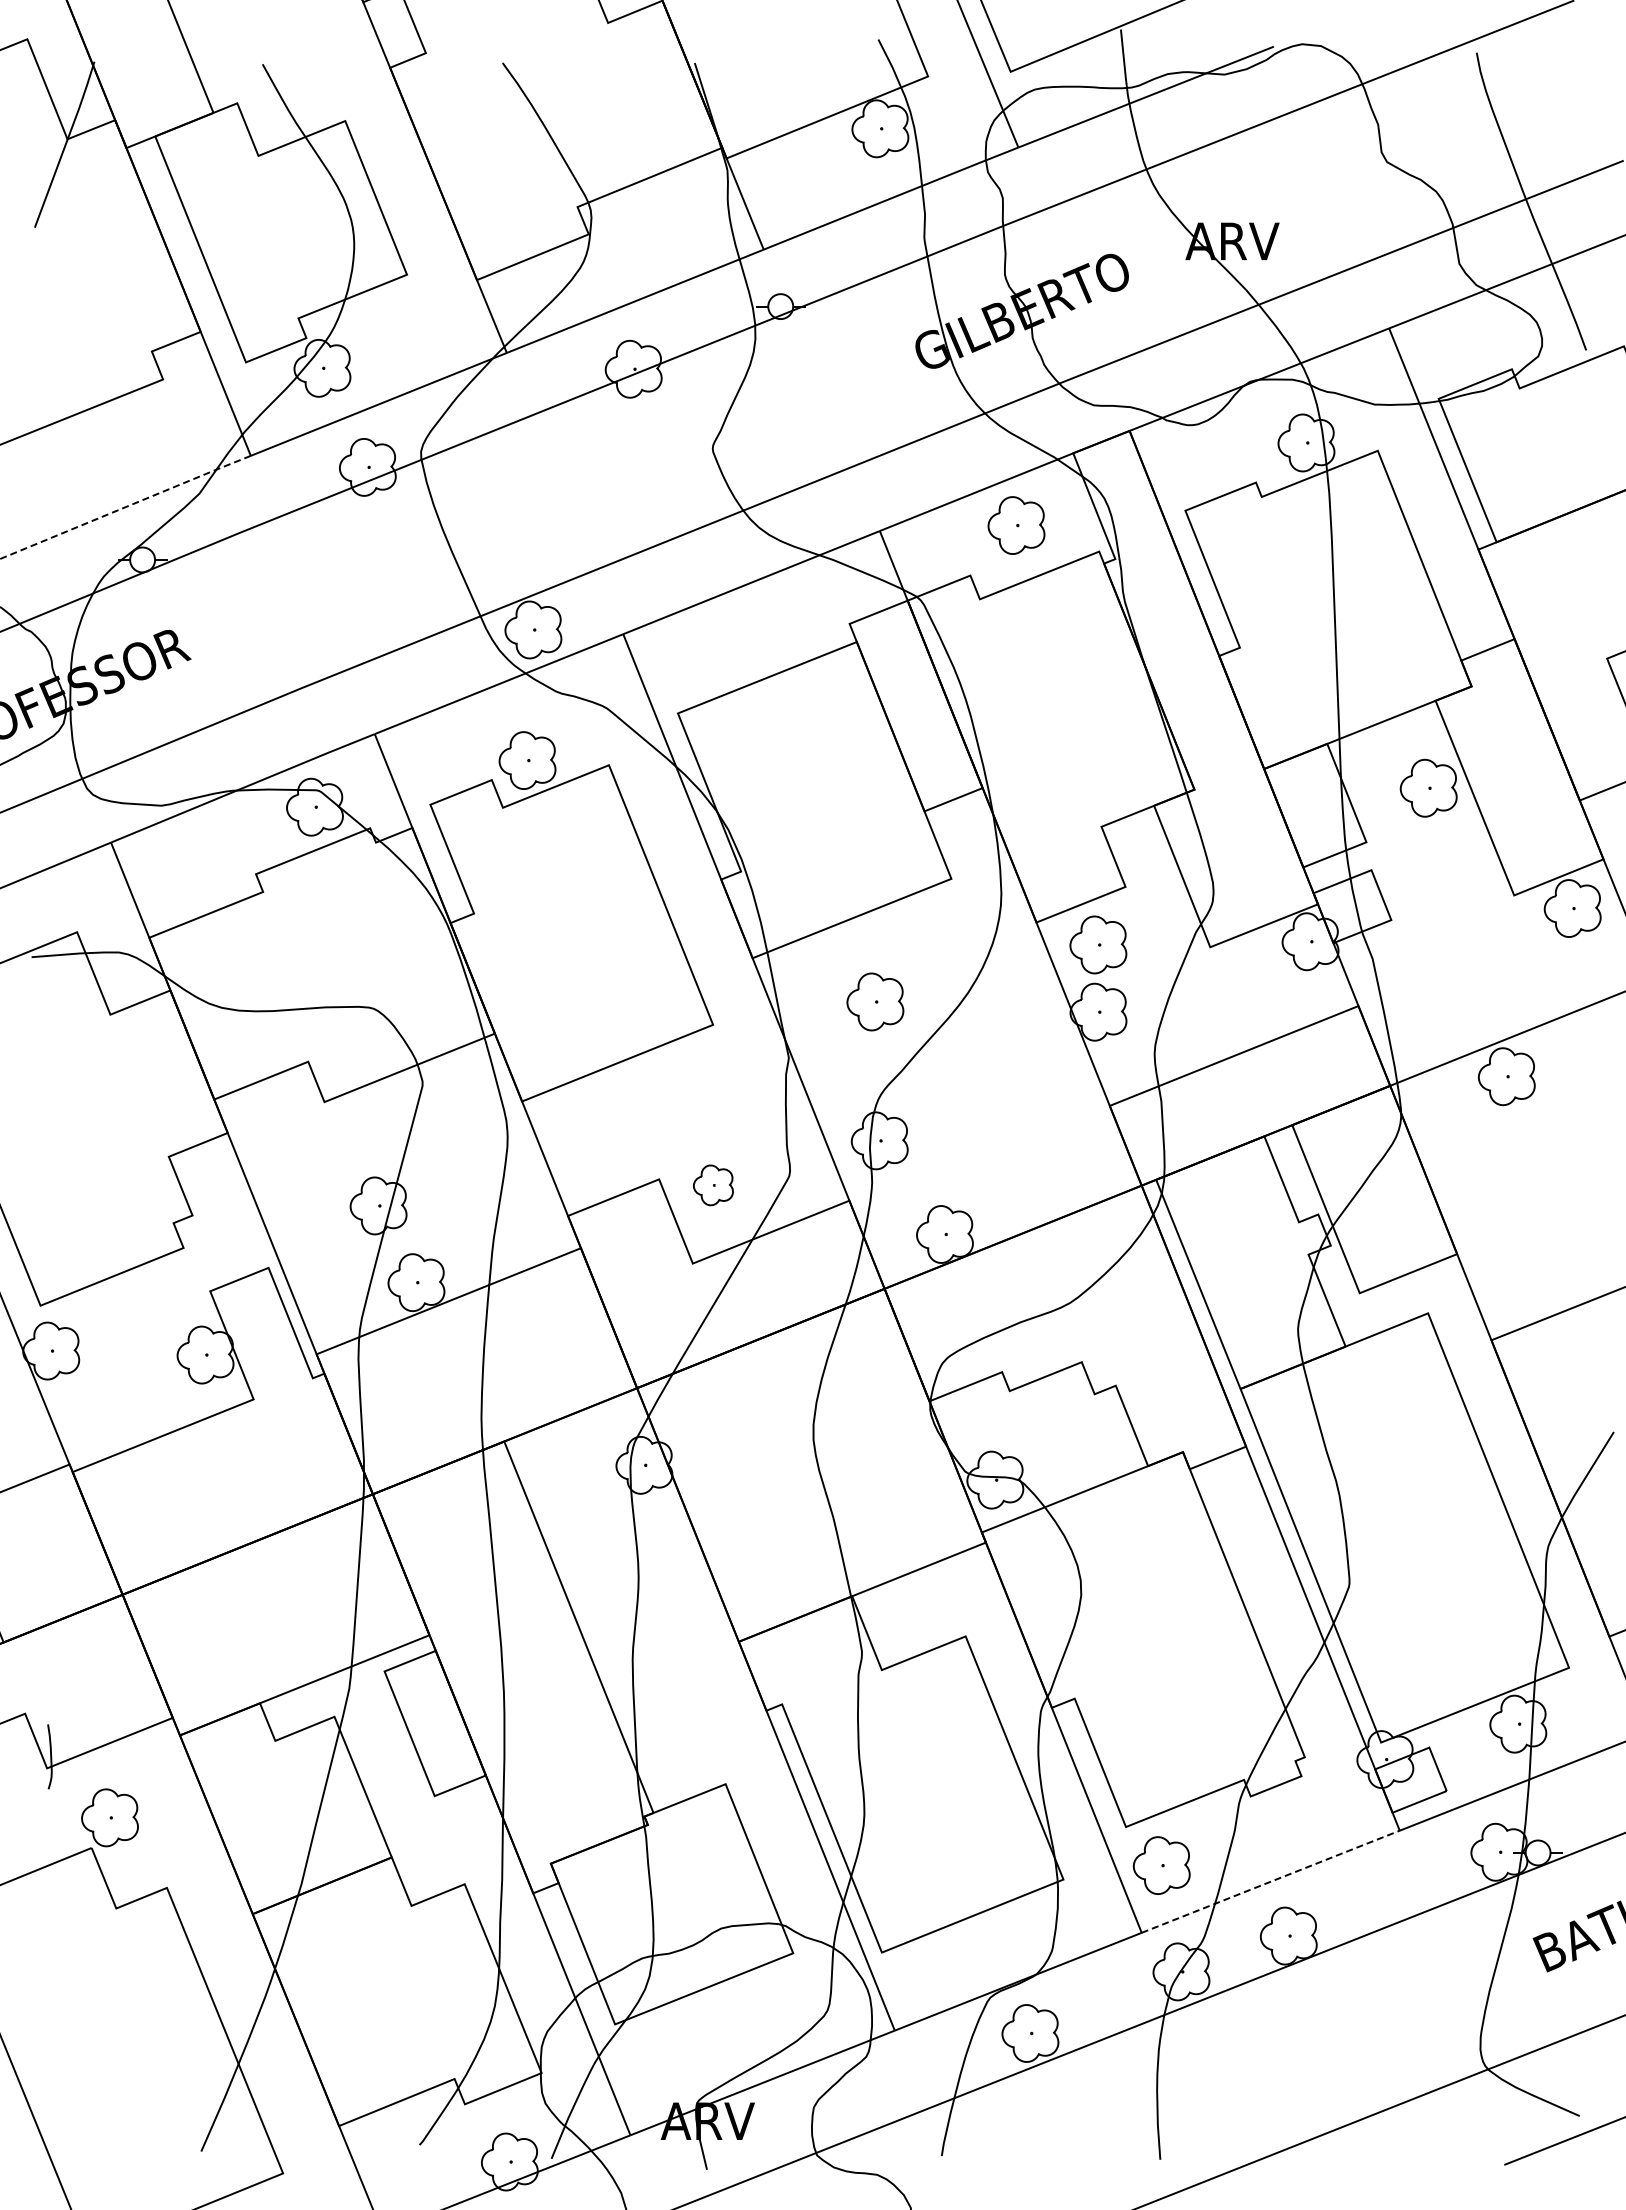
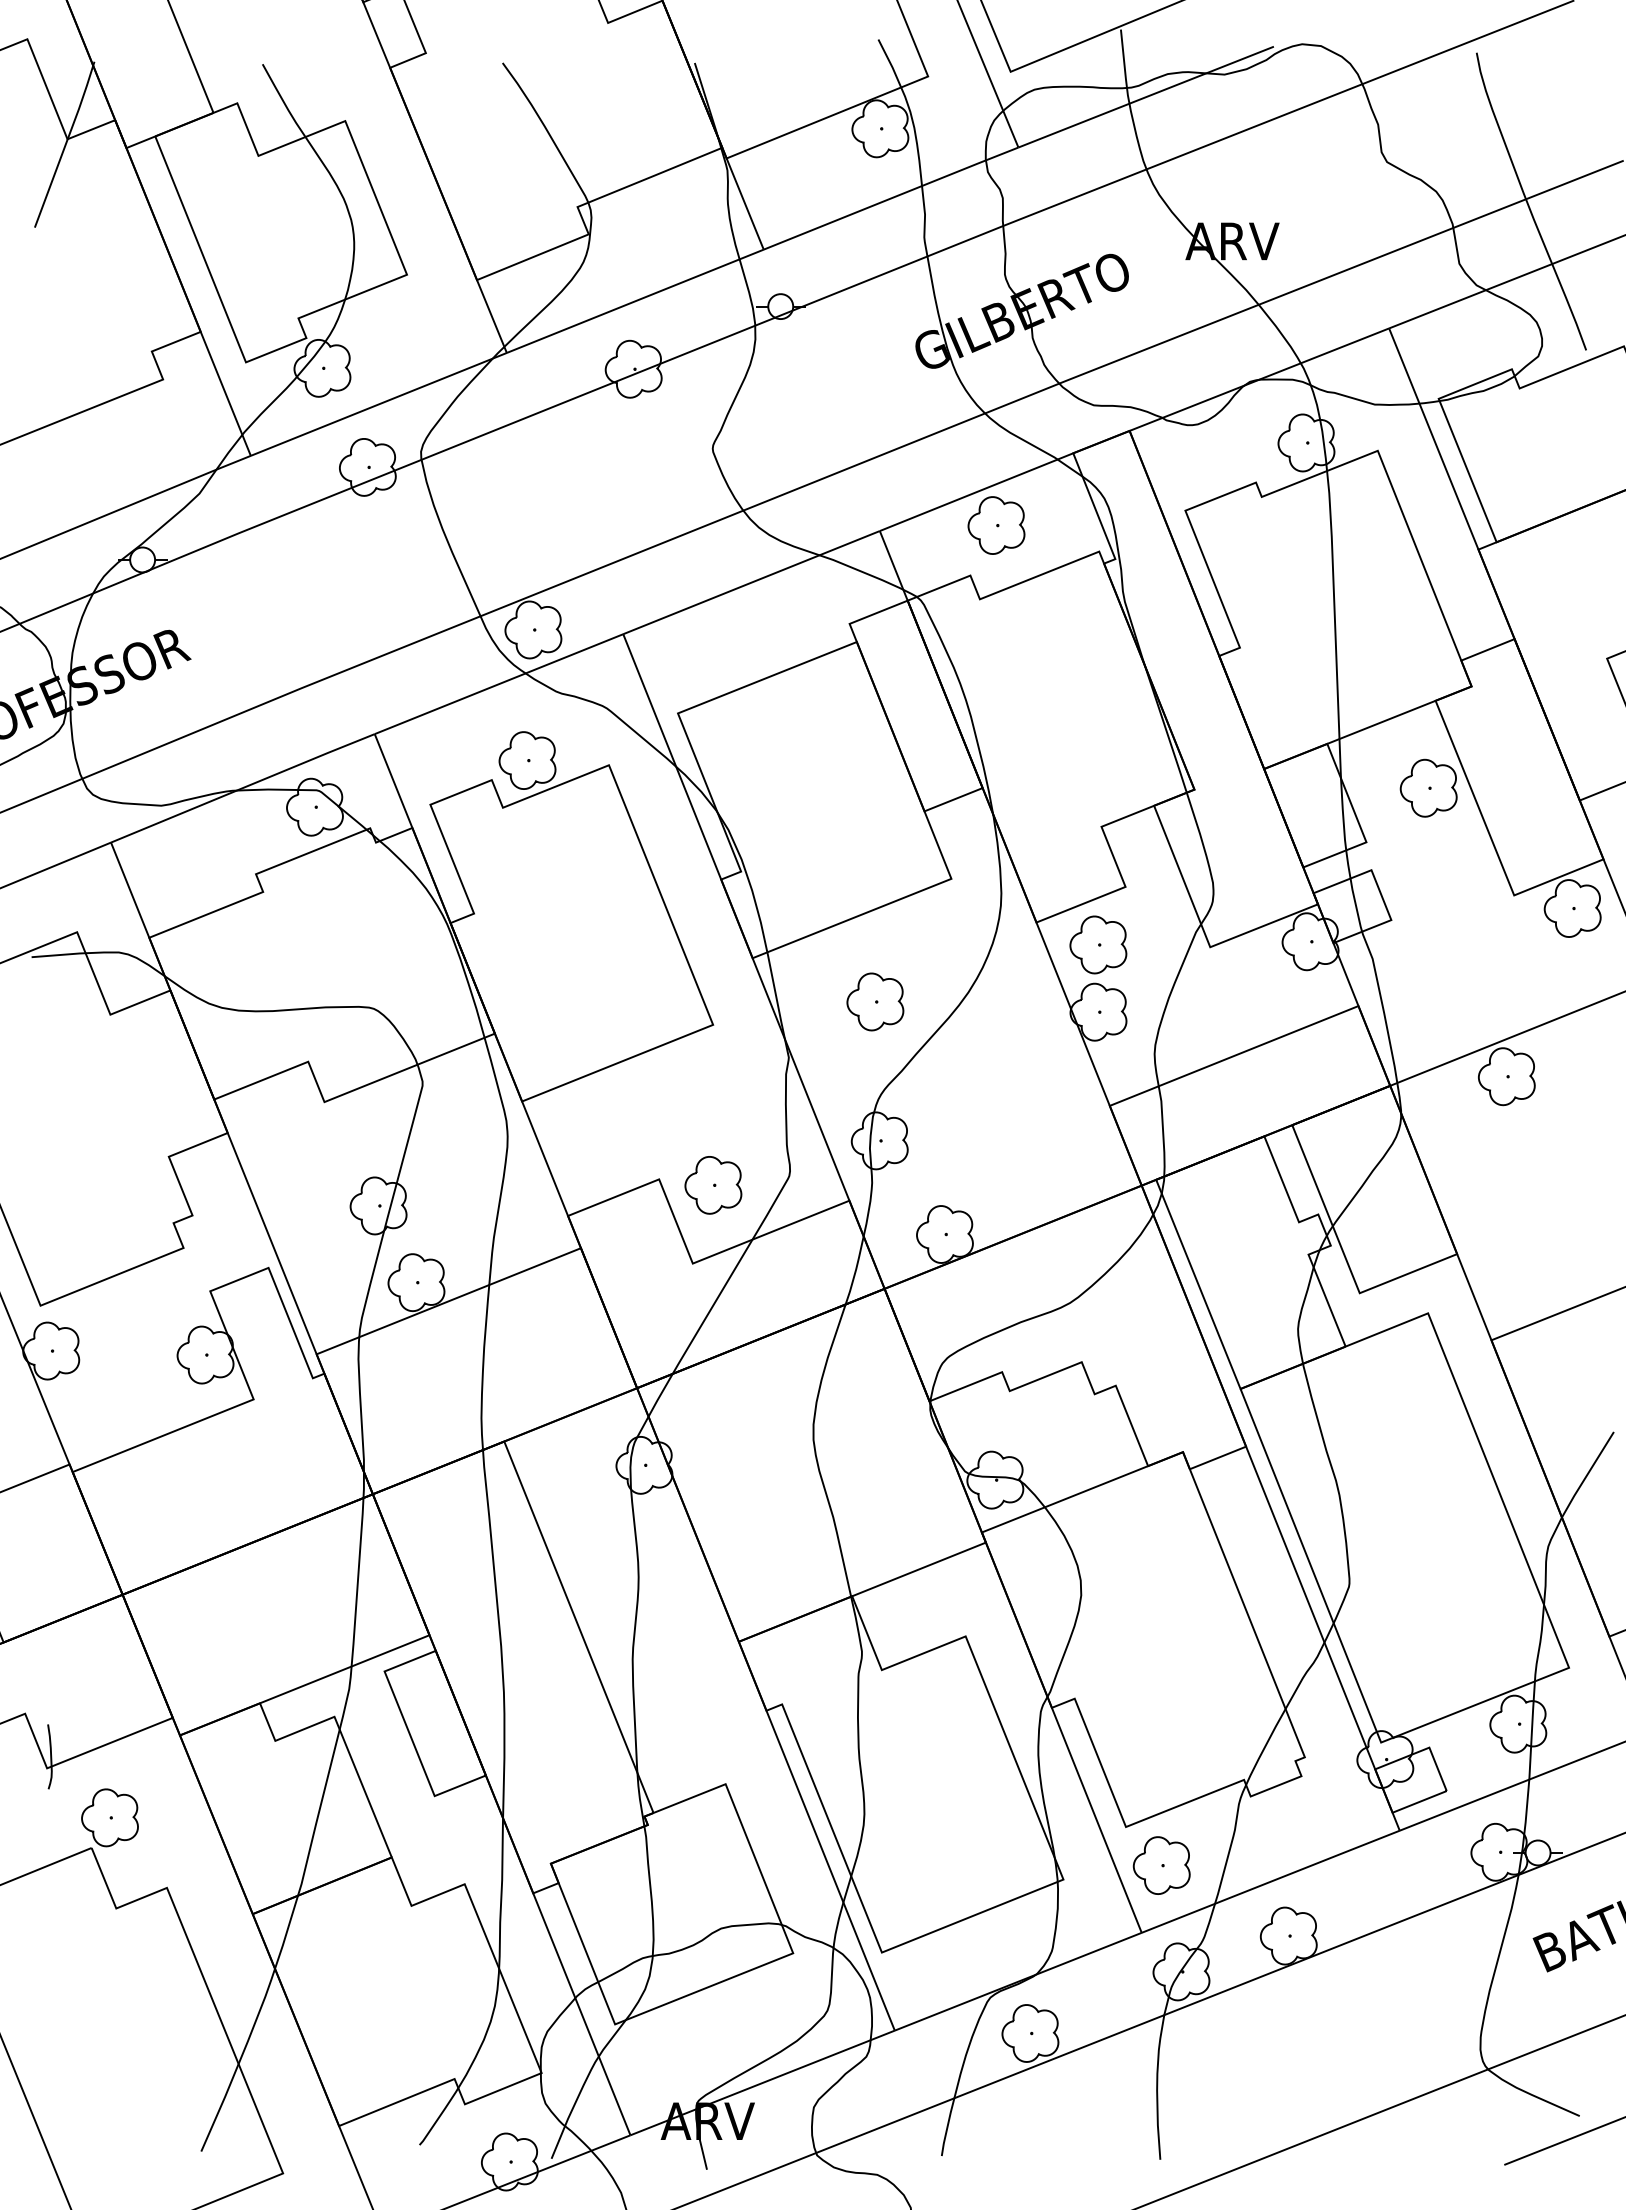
line: dashed -> solid (126, 506)
part position: (1016, 525) -> (996, 525) (996, 525)
part size: 41x43 px -> 59x59 px (713, 1185)
line: dashed -> solid (1271, 1881)
